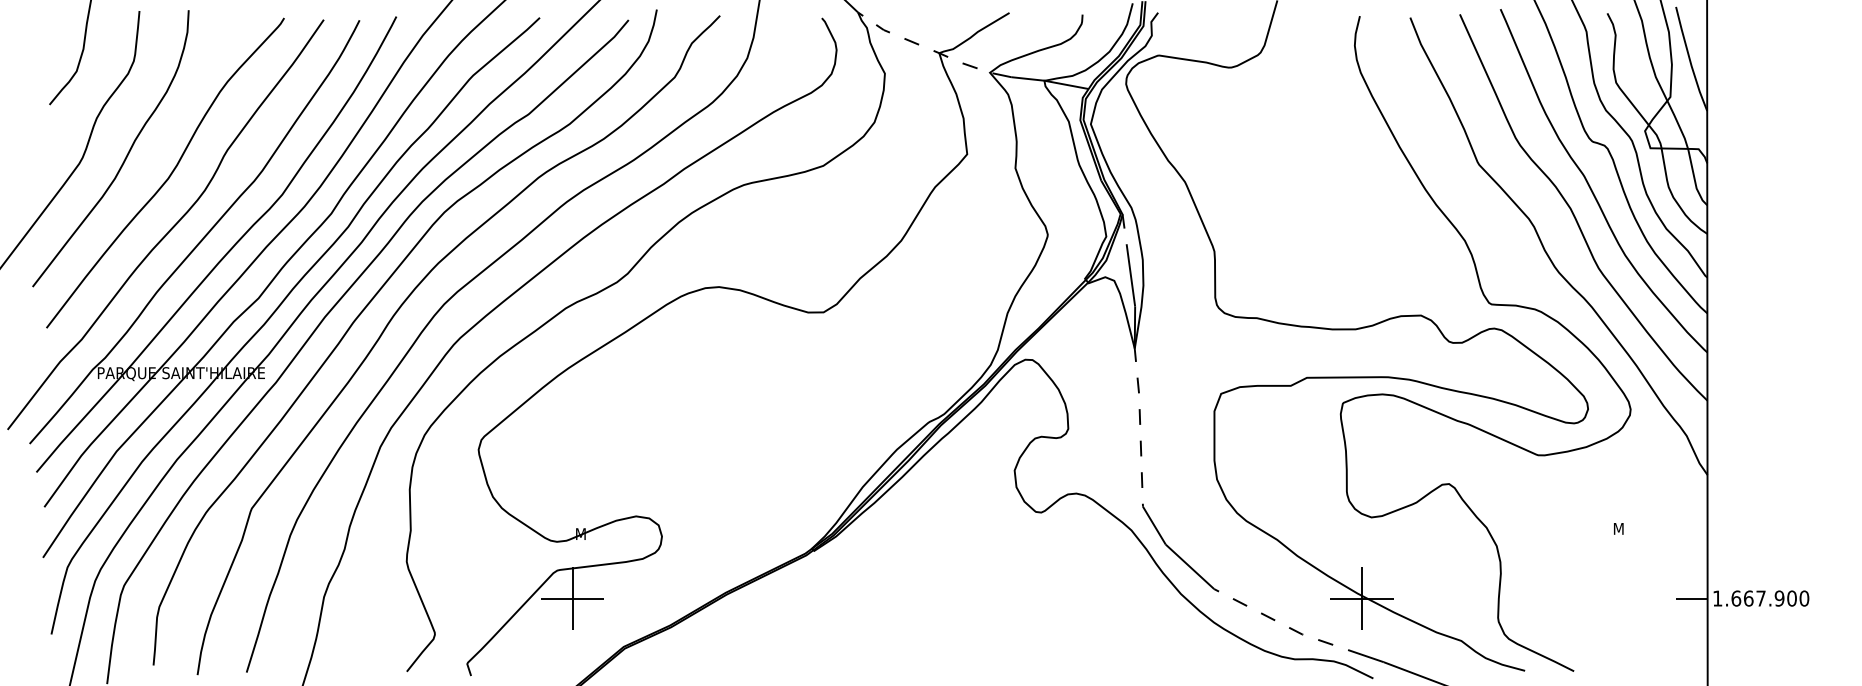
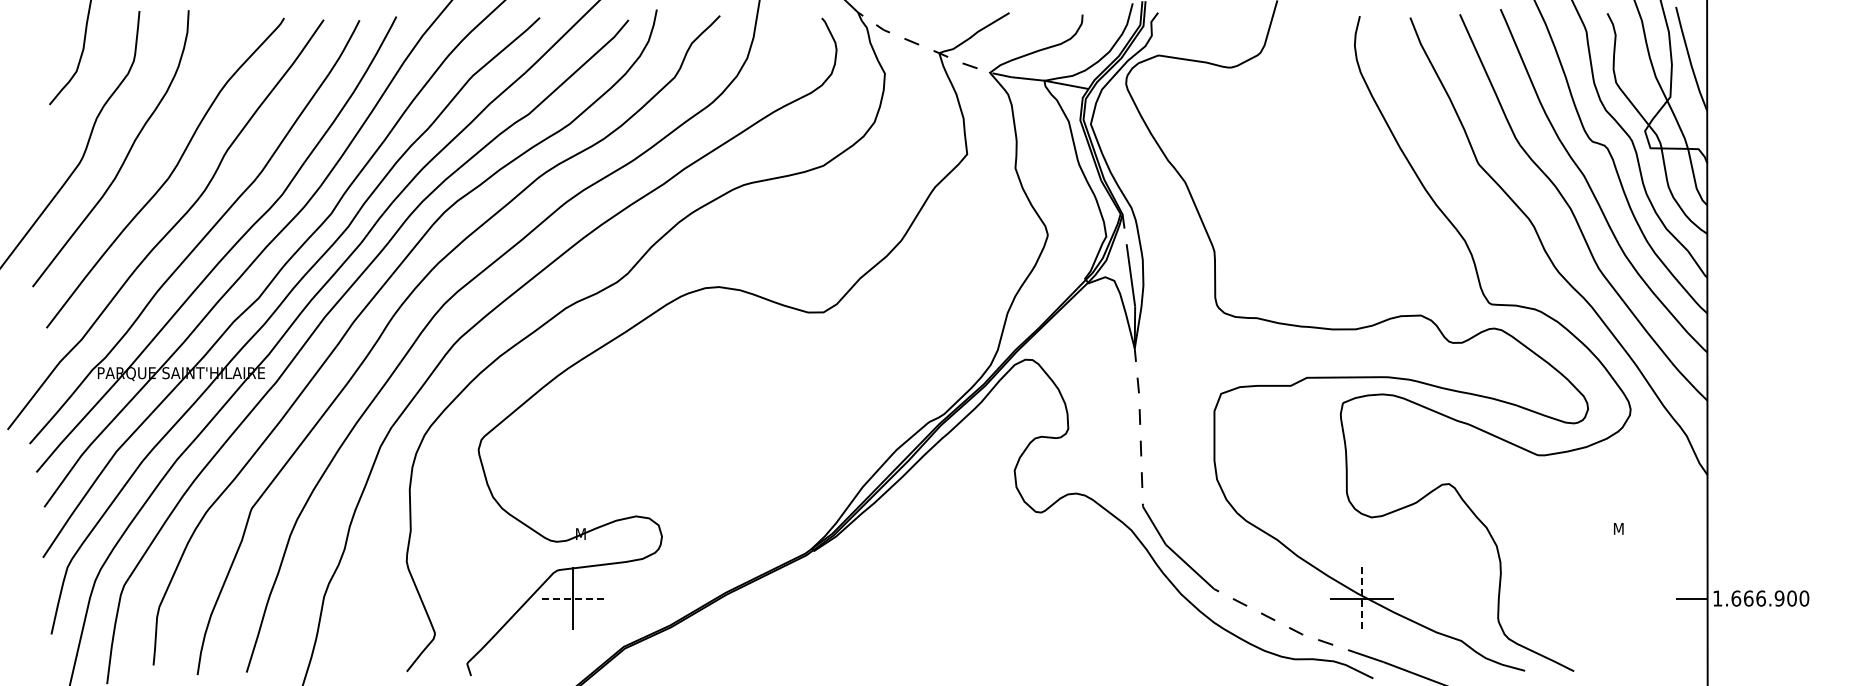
line: solid -> dashed (572, 598)
line: solid -> dashed (1361, 598)
text: 1.667.900 -> 1.666.900 (1760, 598)
